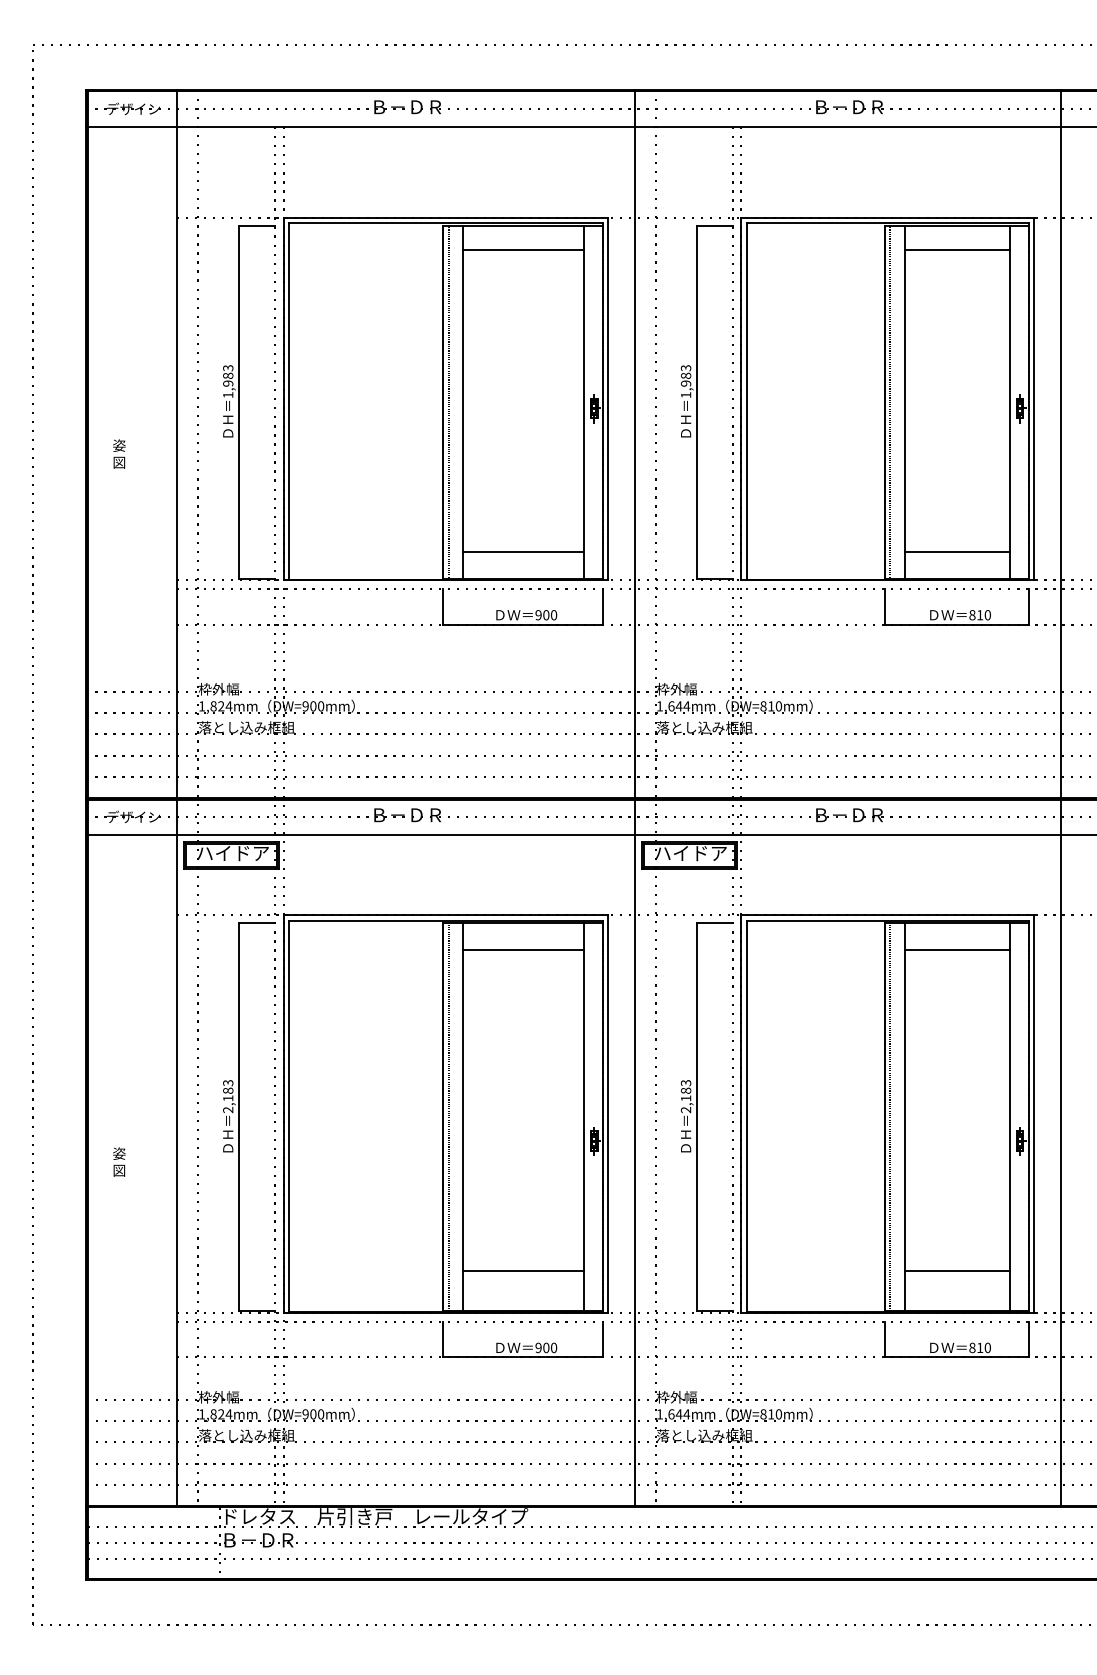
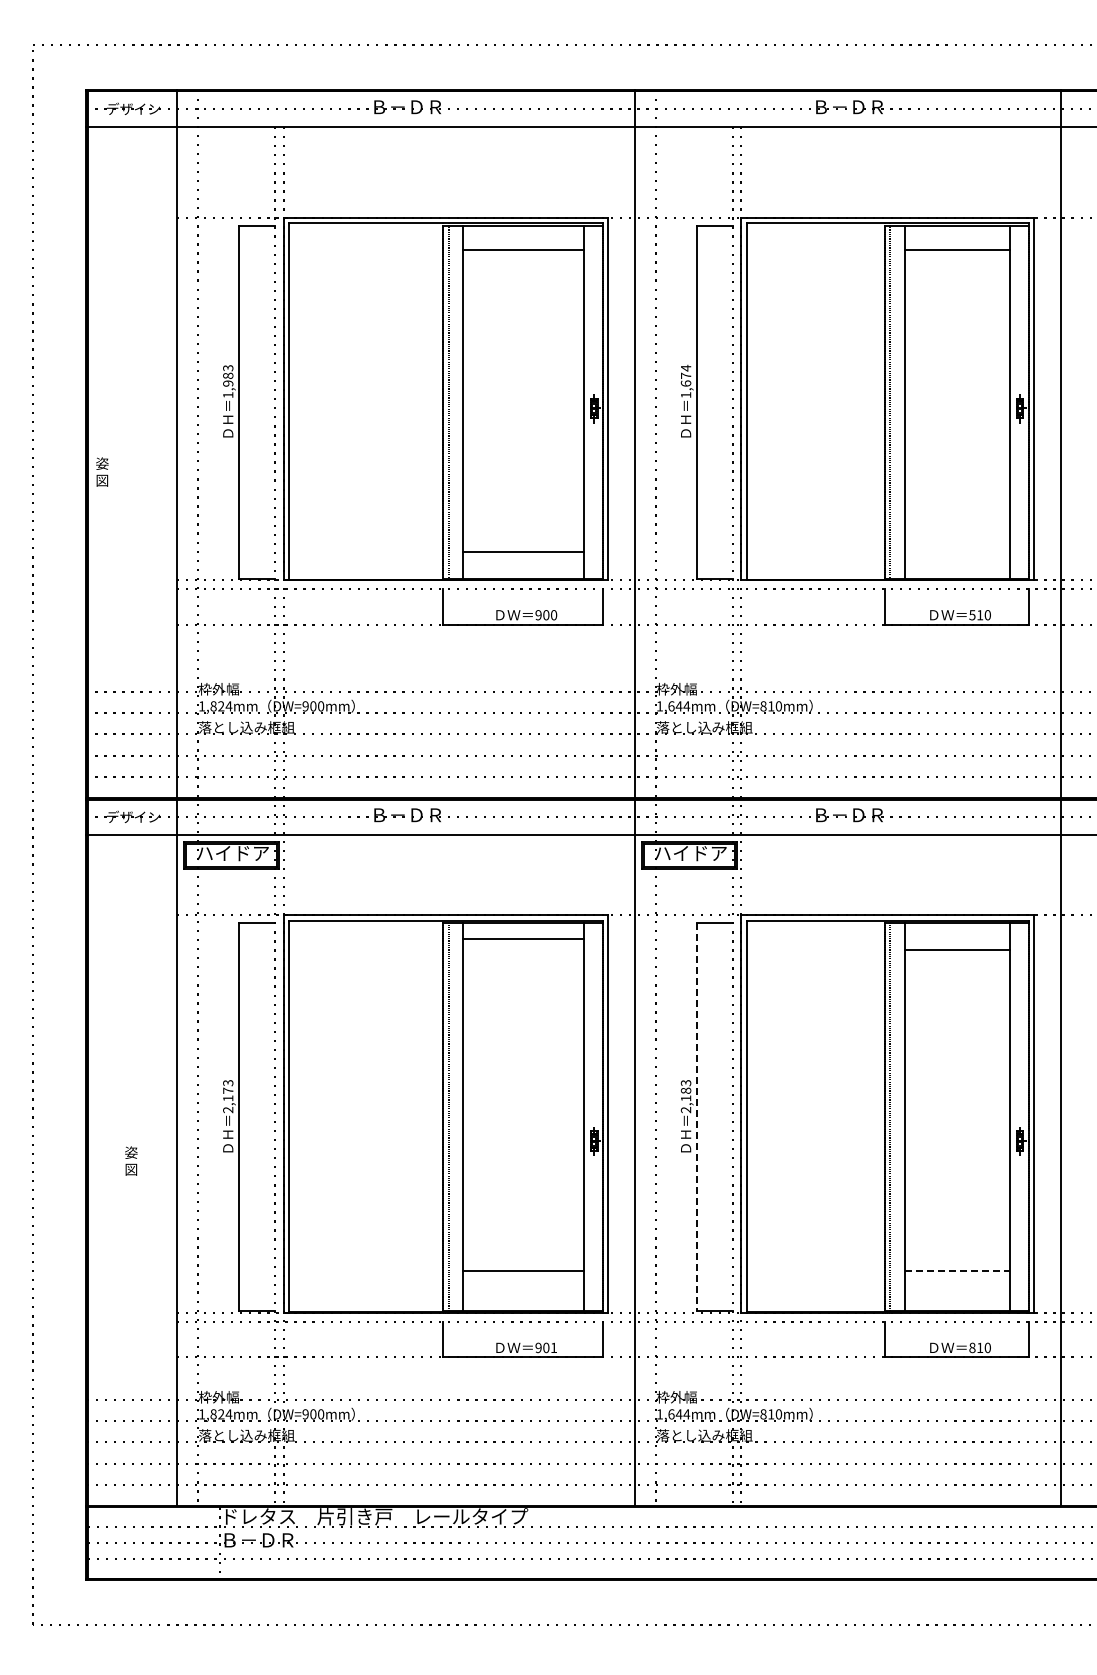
text: 1,983 -> 1,674 (685, 375)
text position: (119, 453) -> (102, 471) (102, 471)
line: present -> none (956, 552)
text: 810 -> 510 (972, 615)
line position: (522, 949) -> (522, 938) (522, 938)
text: 2,183 -> 2,173 (228, 1090)
line: solid -> dashed (697, 1117)
text position: (119, 1161) -> (131, 1160) (131, 1160)
line: solid -> dashed (957, 1271)
text: 900 -> 901 (554, 1347)
